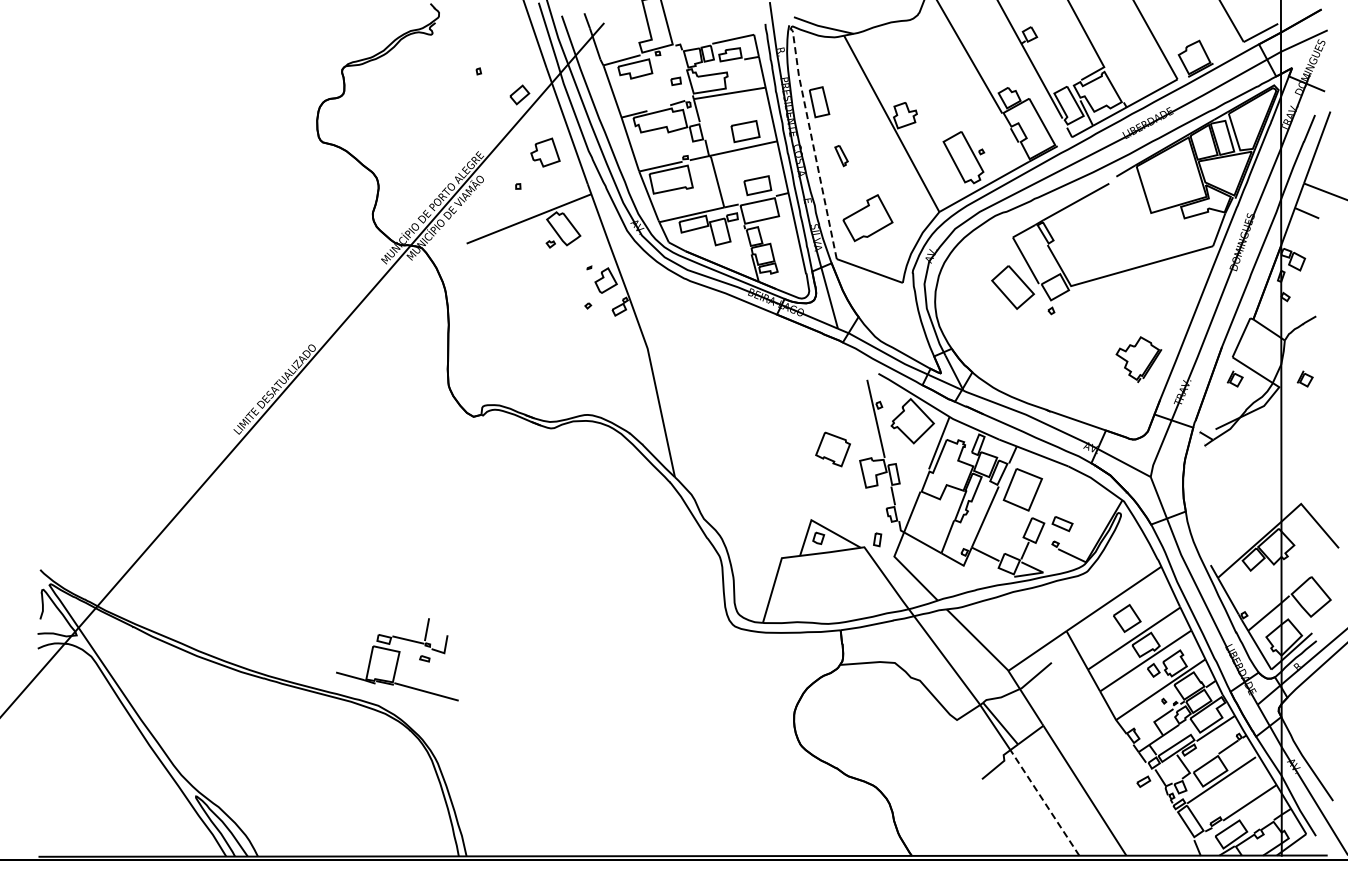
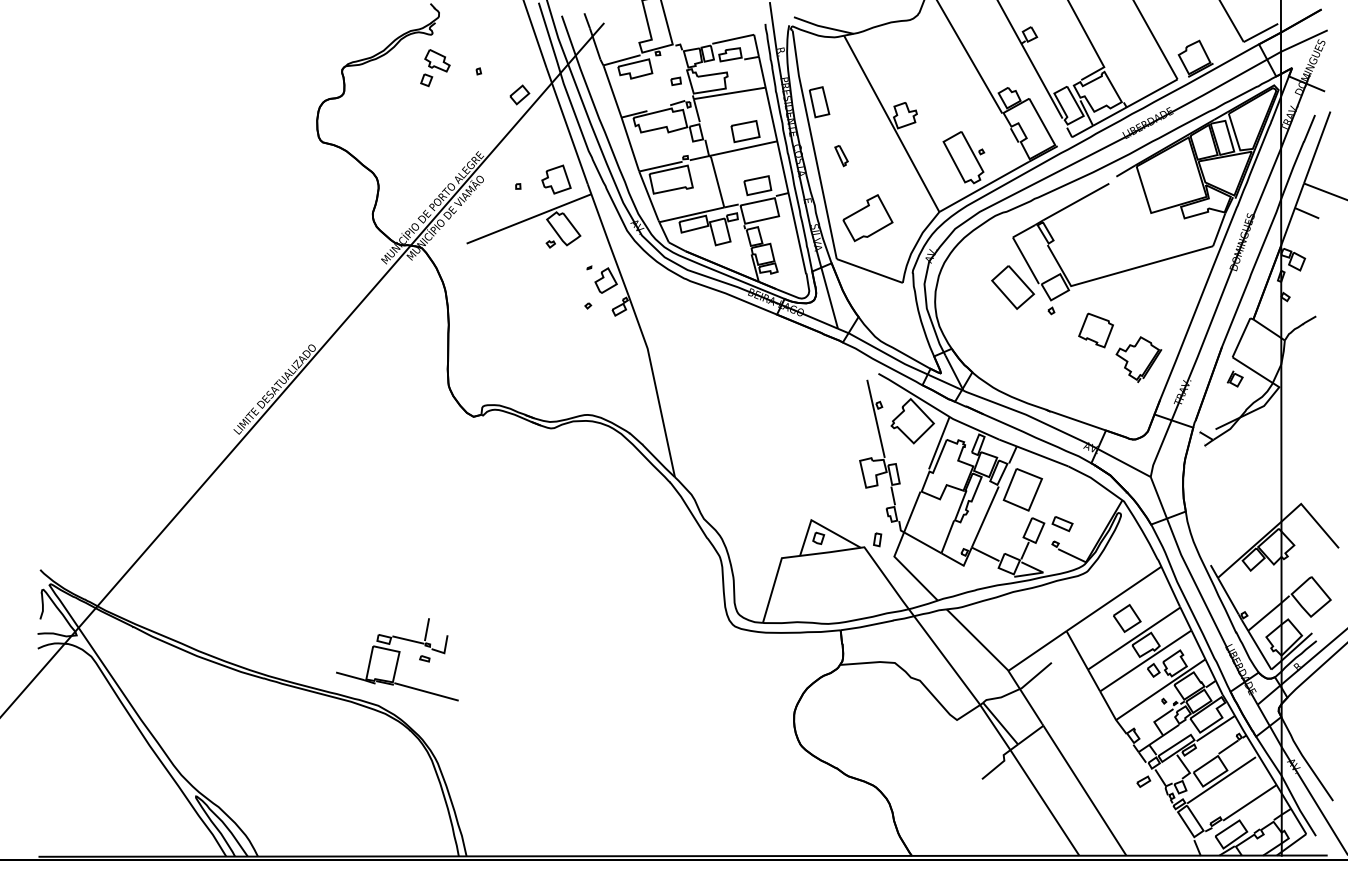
part: none -> present (435, 68)
line: dashed -> solid (813, 144)
part position: (545, 152) -> (556, 179) (556, 179)
part: present -> none (1304, 378)
part position: (832, 449) -> (1095, 330) (1095, 330)
line: dashed -> solid (1044, 802)
